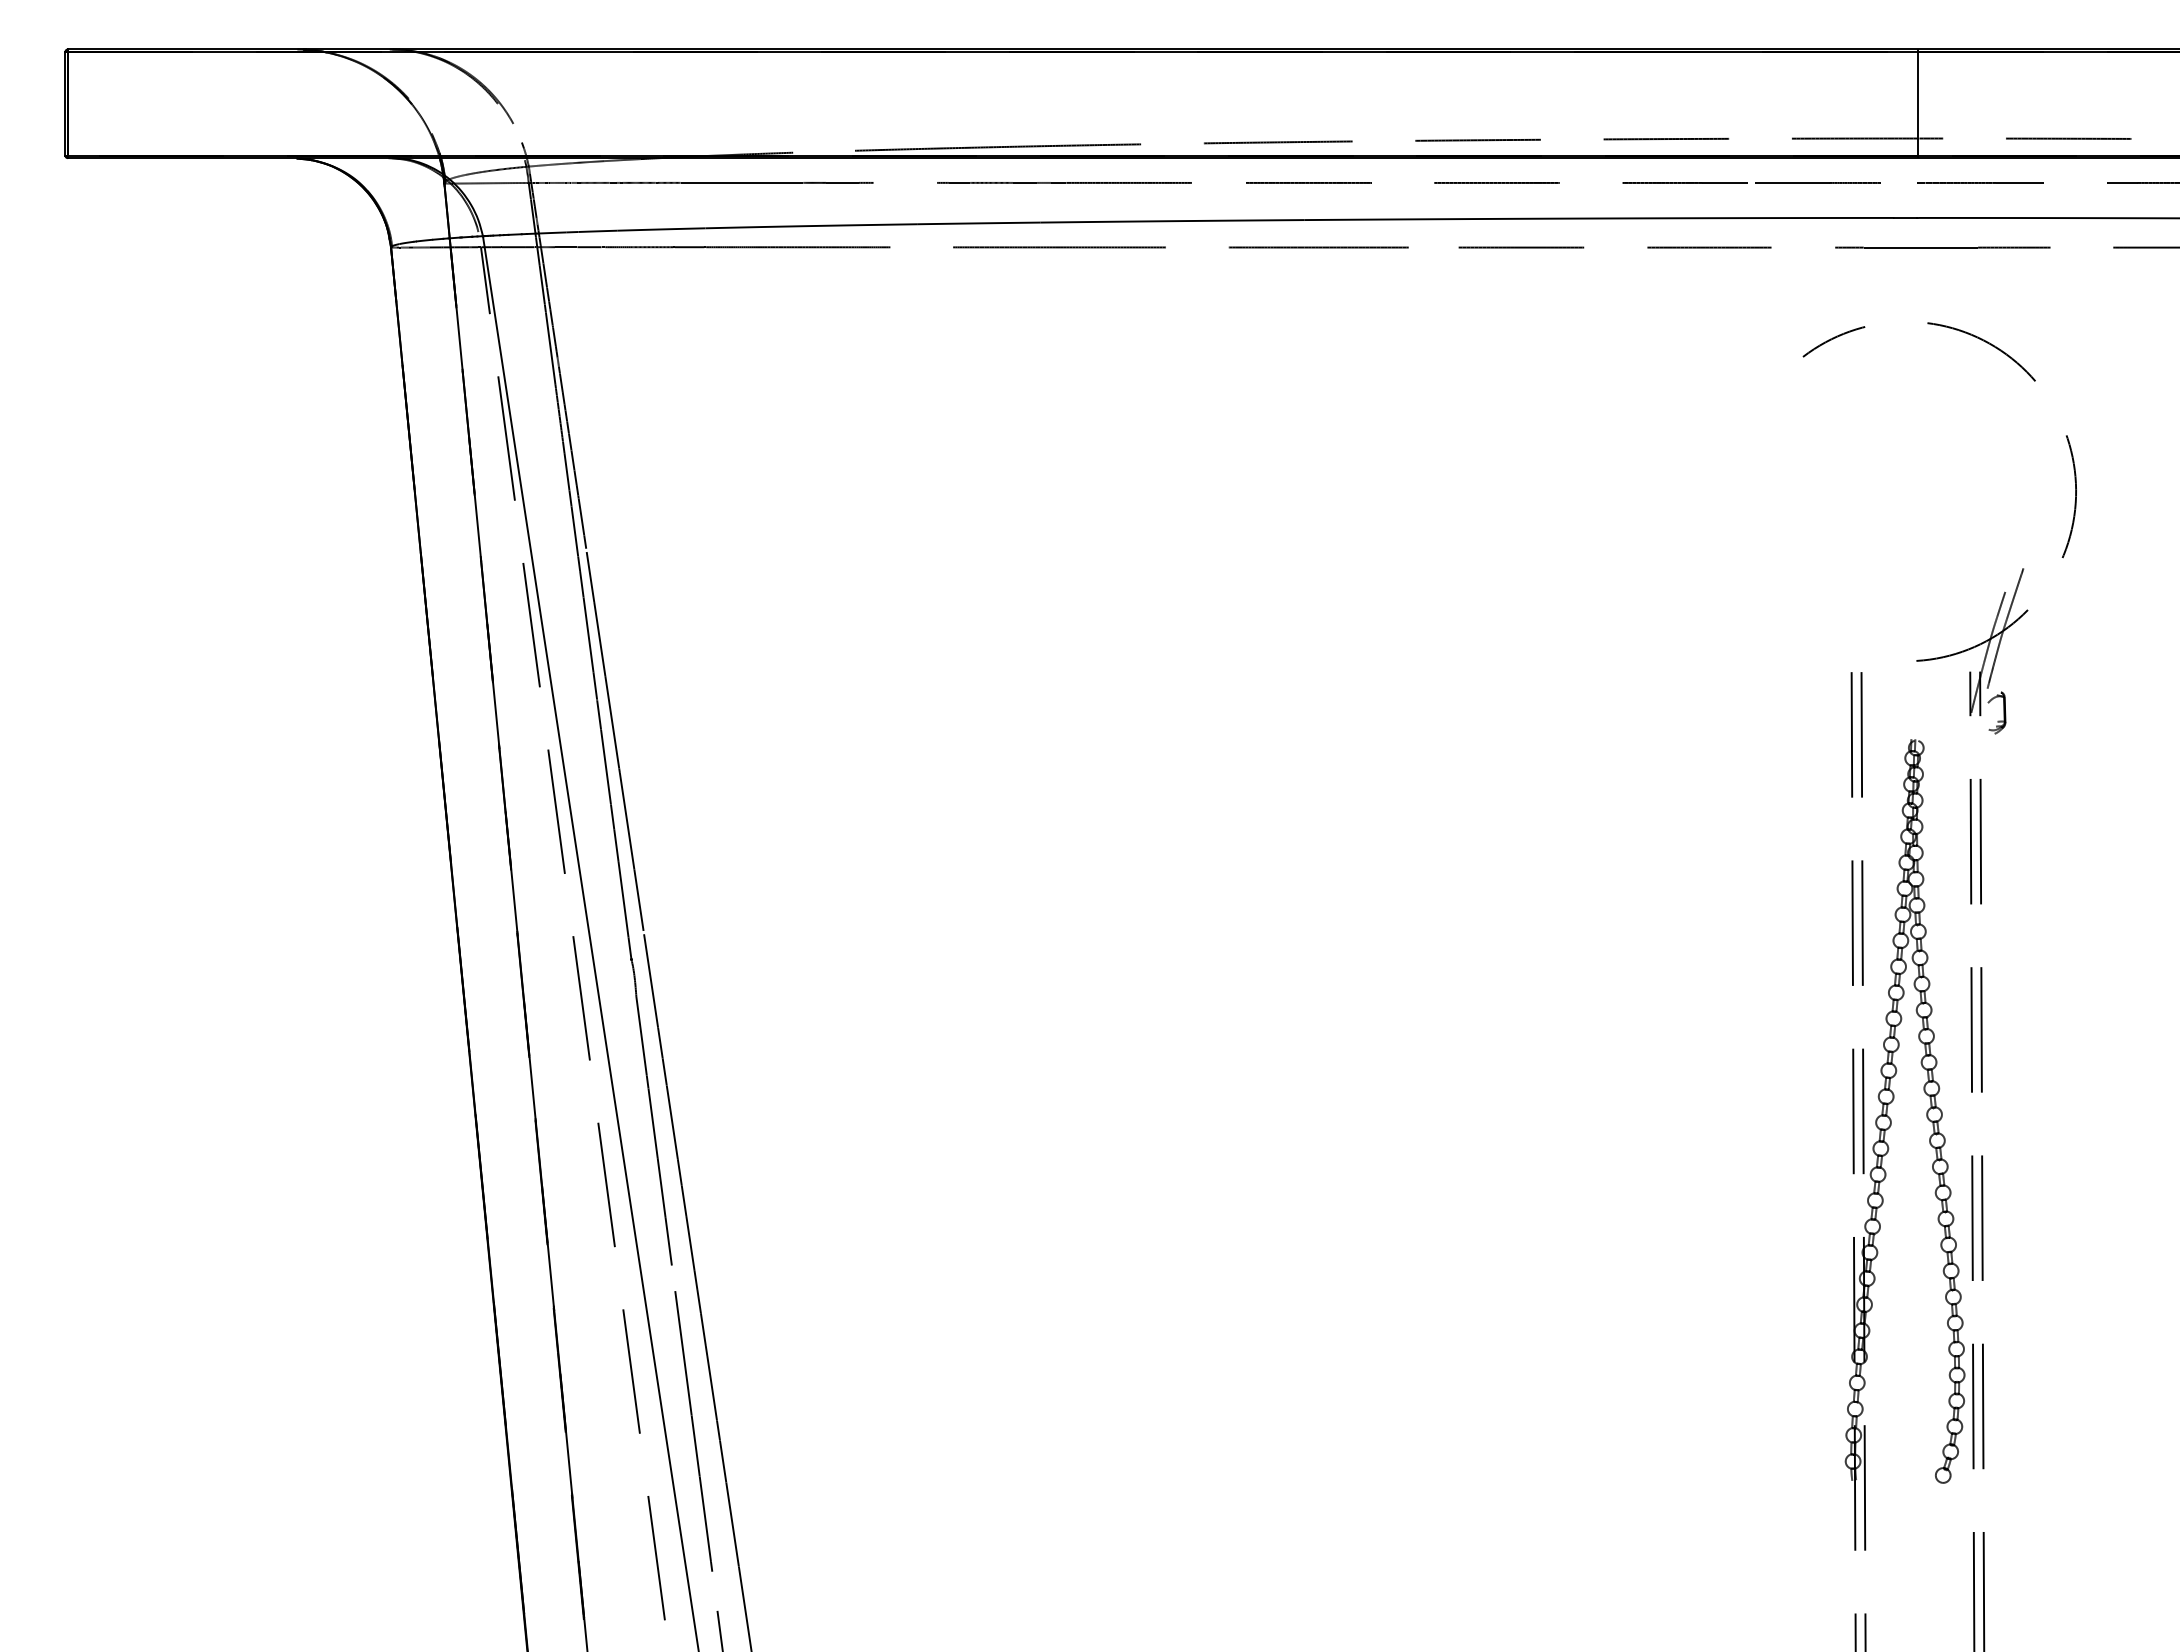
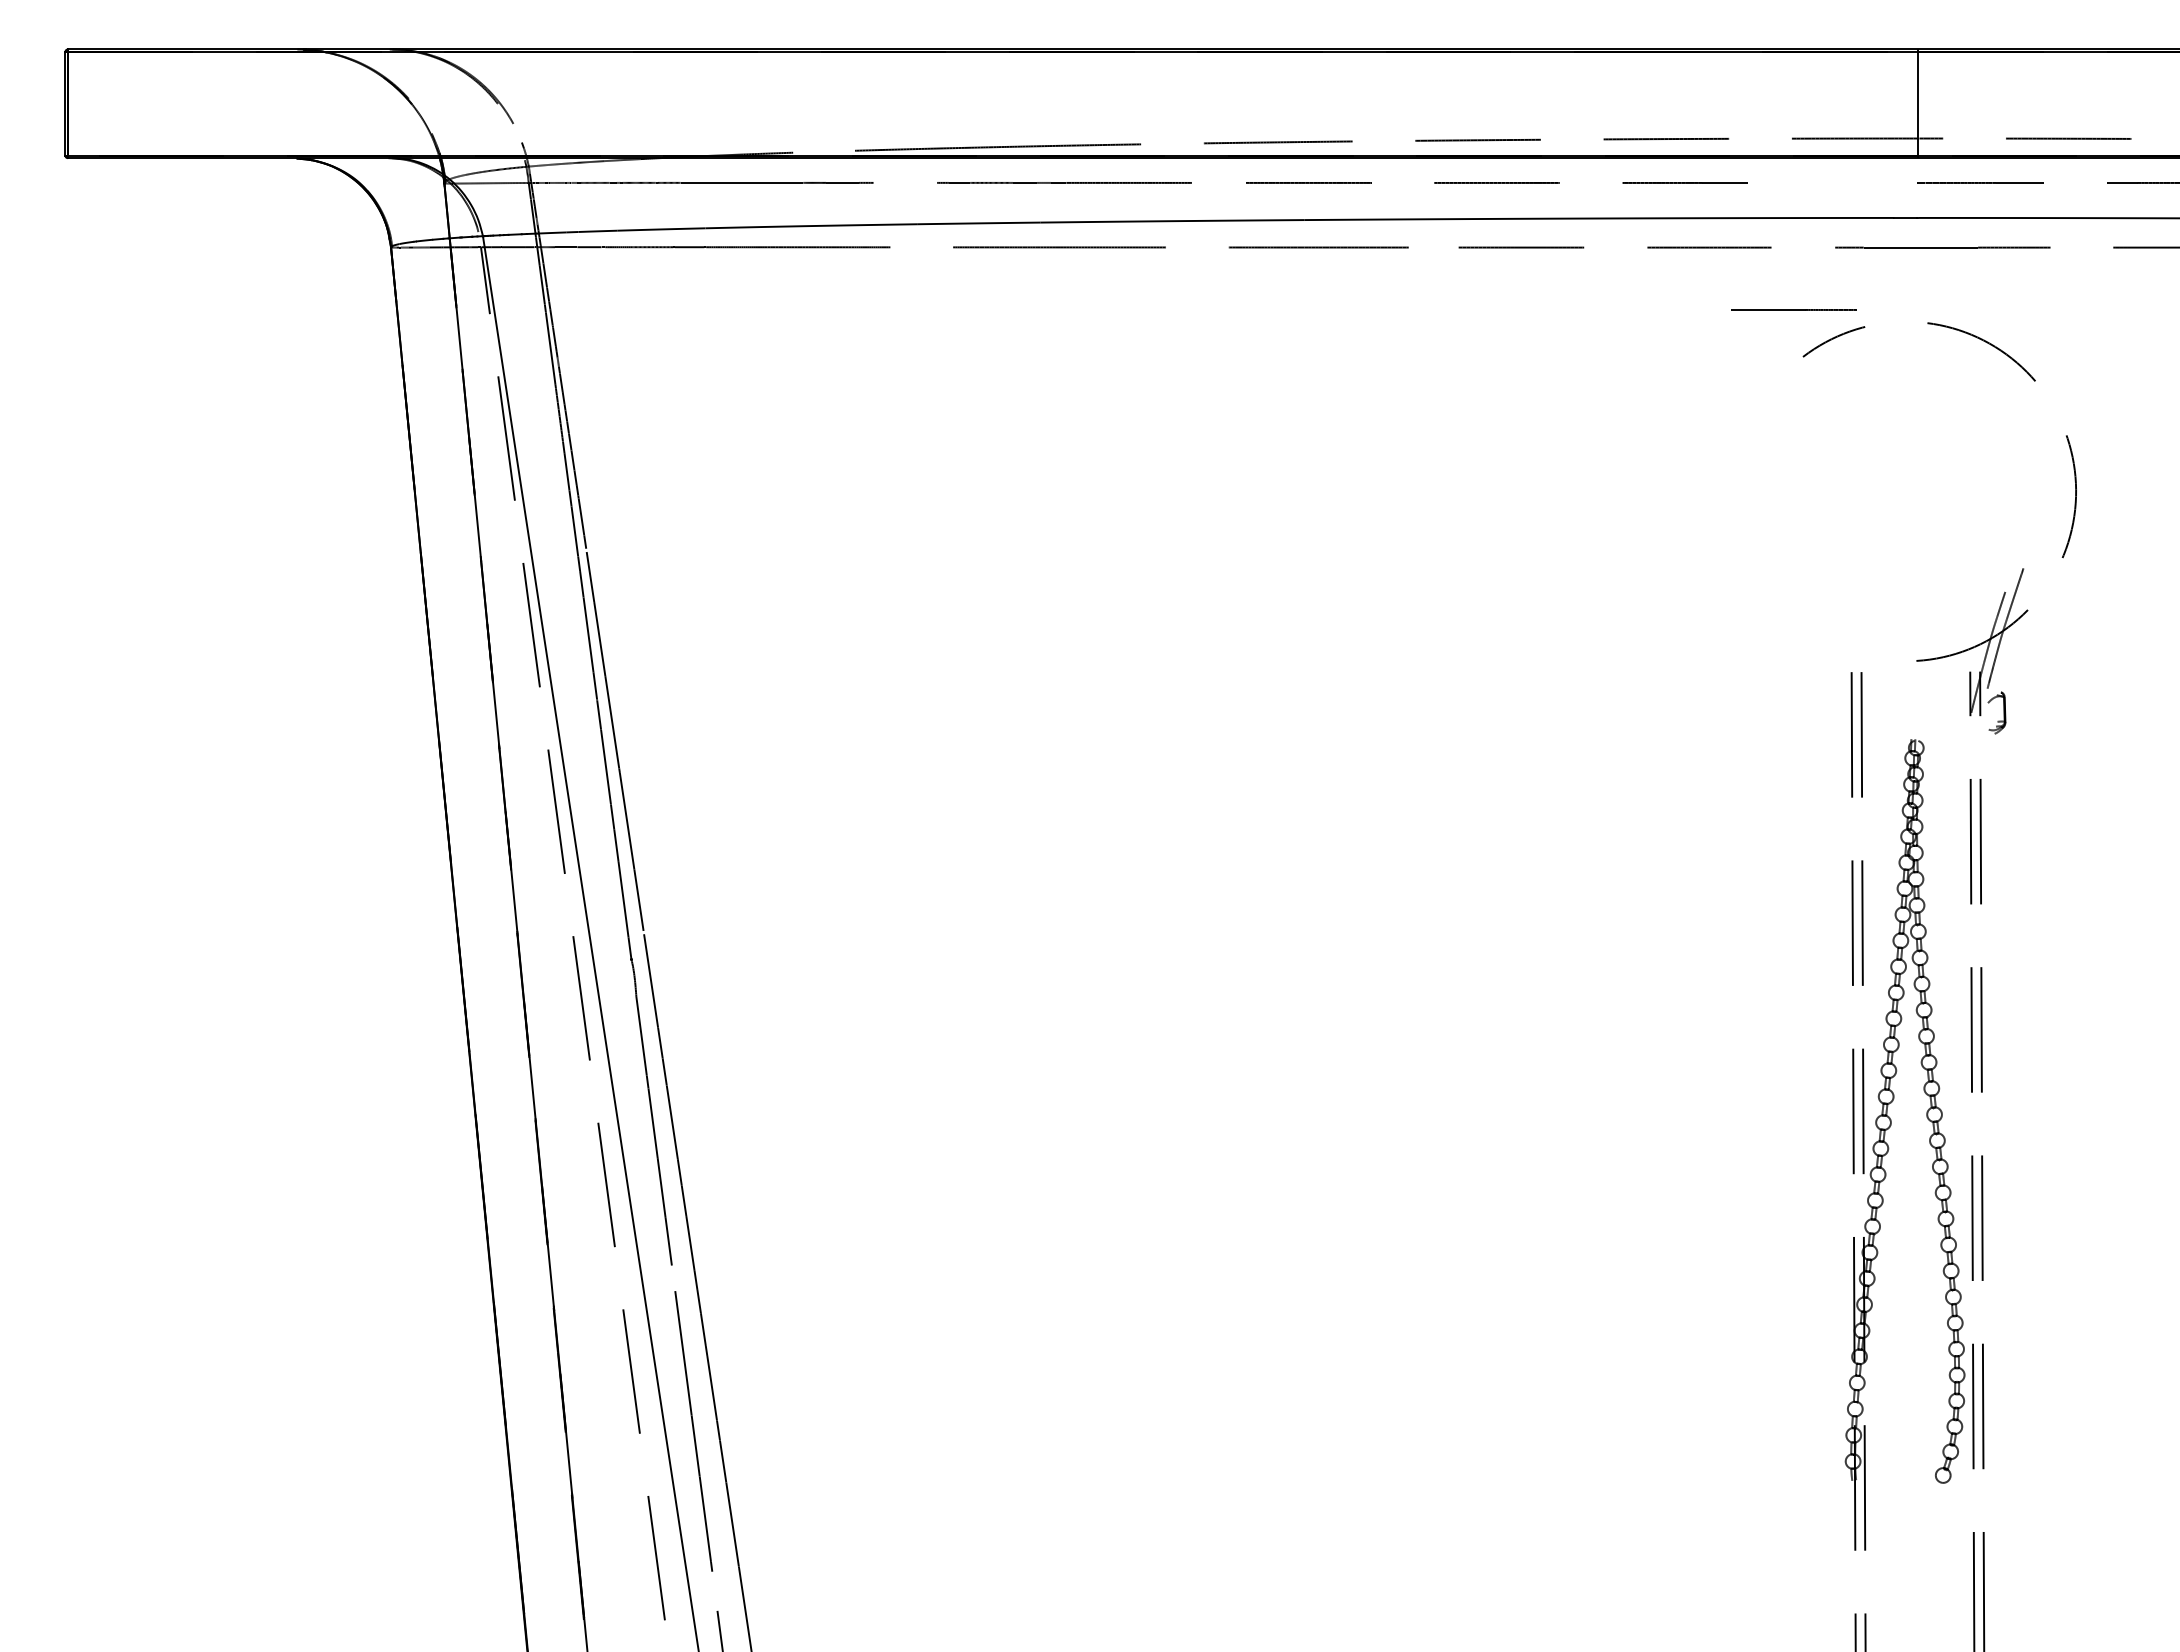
line position: (1817, 182) -> (1793, 309) (1793, 309)
